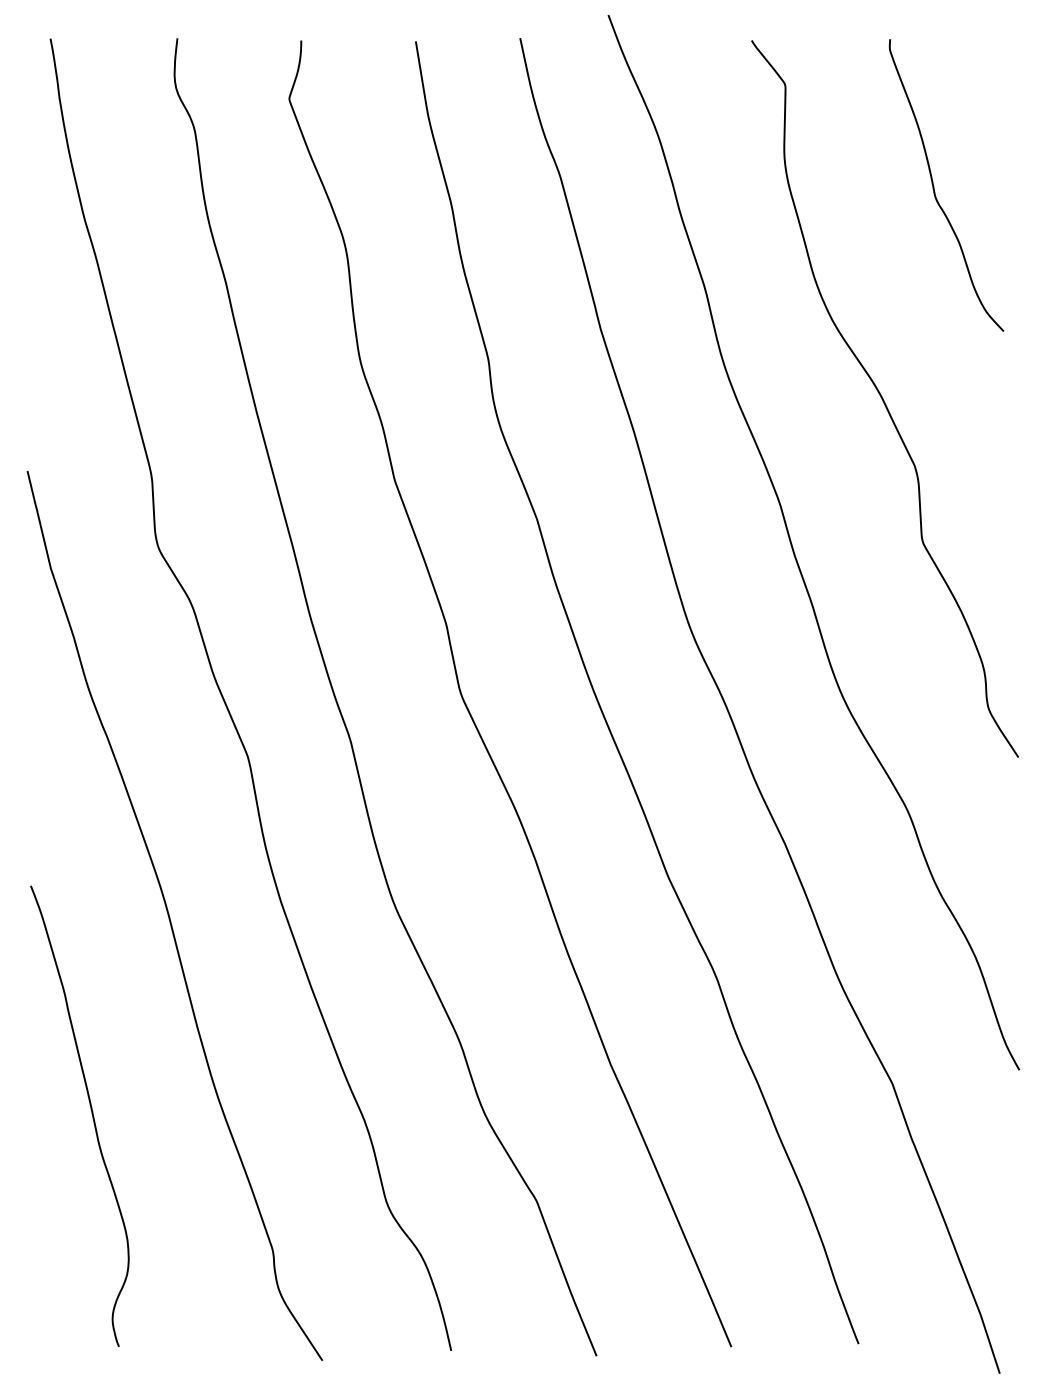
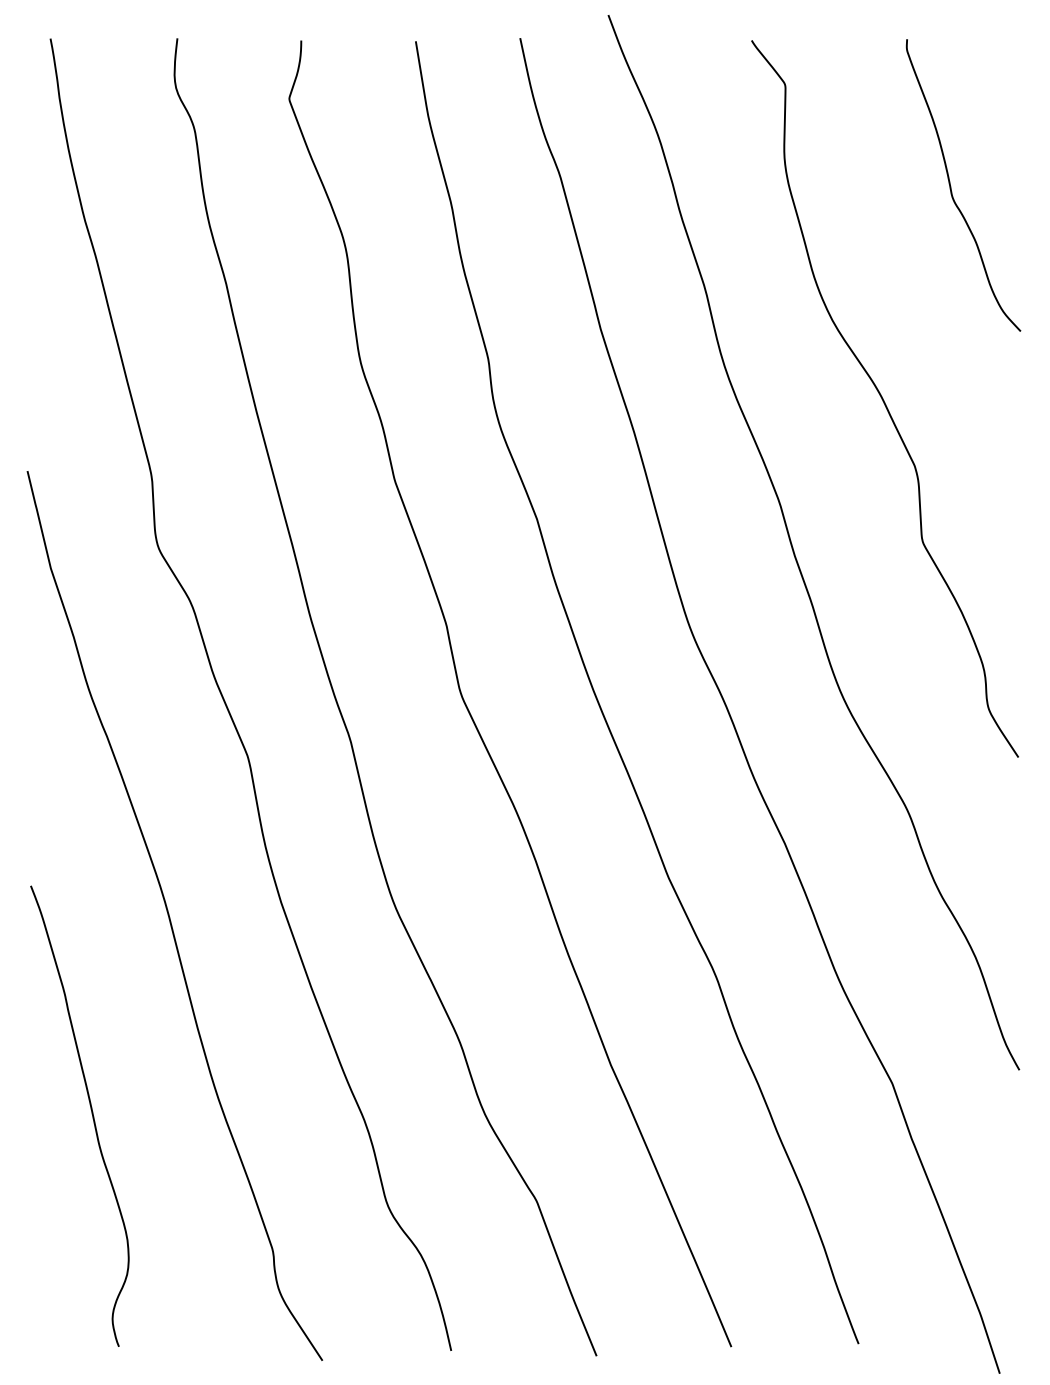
curve position: (934, 186) -> (951, 186) (951, 186)
